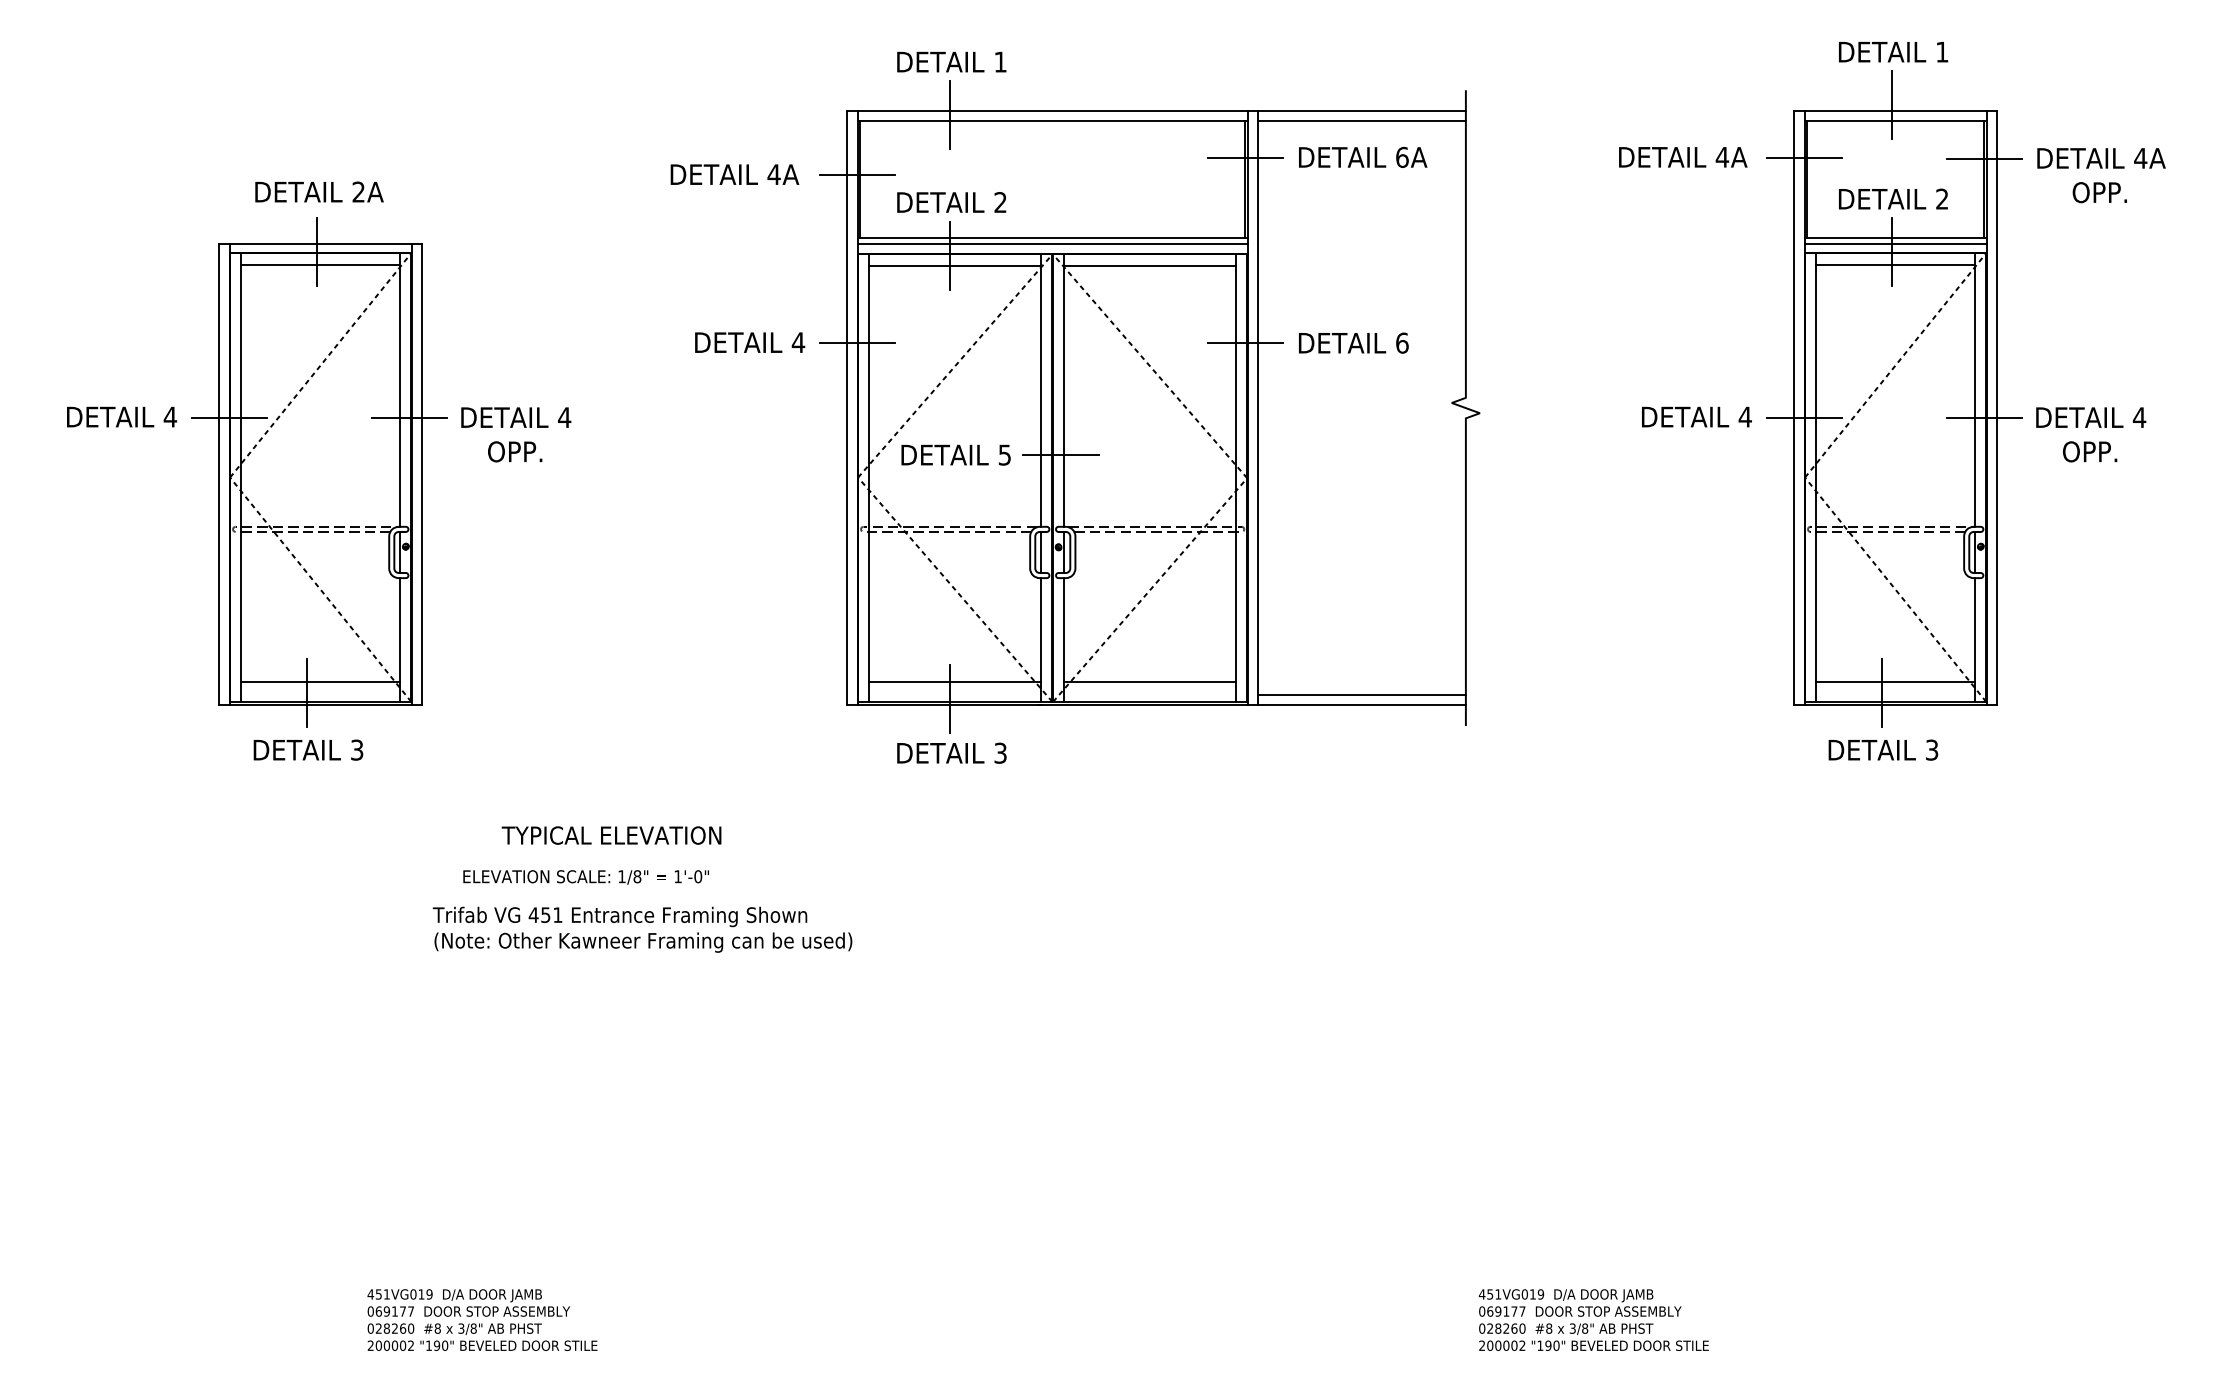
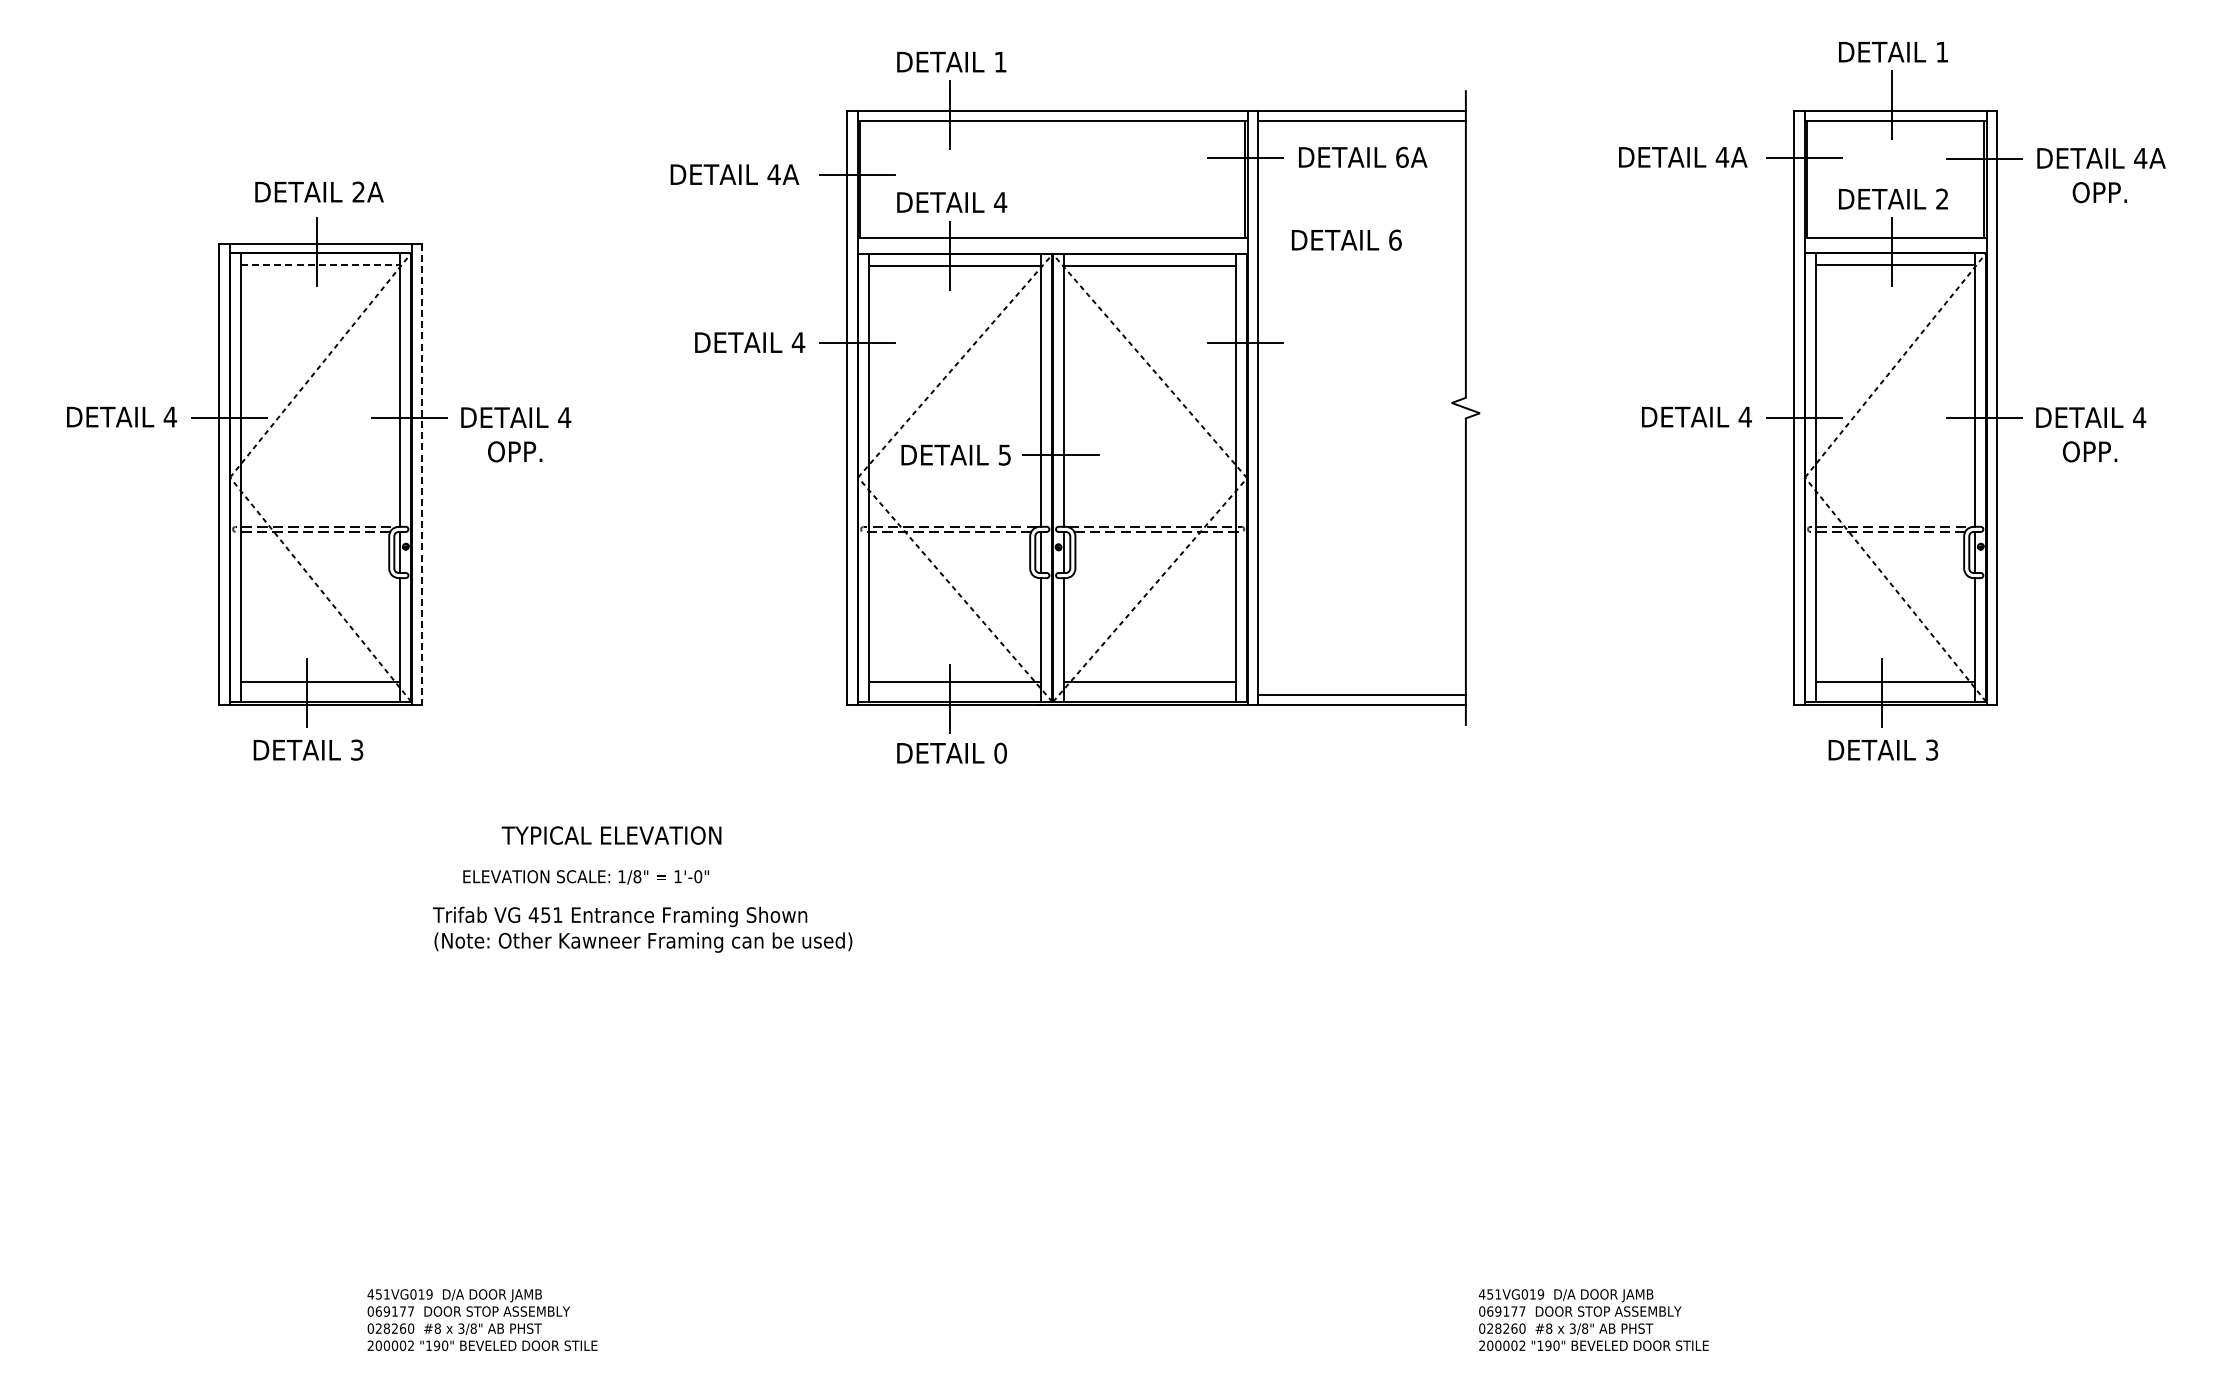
text: 2 -> 4 (1000, 202)
line: present -> none (1052, 243)
line: present -> none (1895, 243)
line: solid -> dashed (320, 264)
text position: (1353, 342) -> (1346, 239) (1346, 239)
line: solid -> dashed (422, 474)
text: 3 -> 0 (1000, 752)
